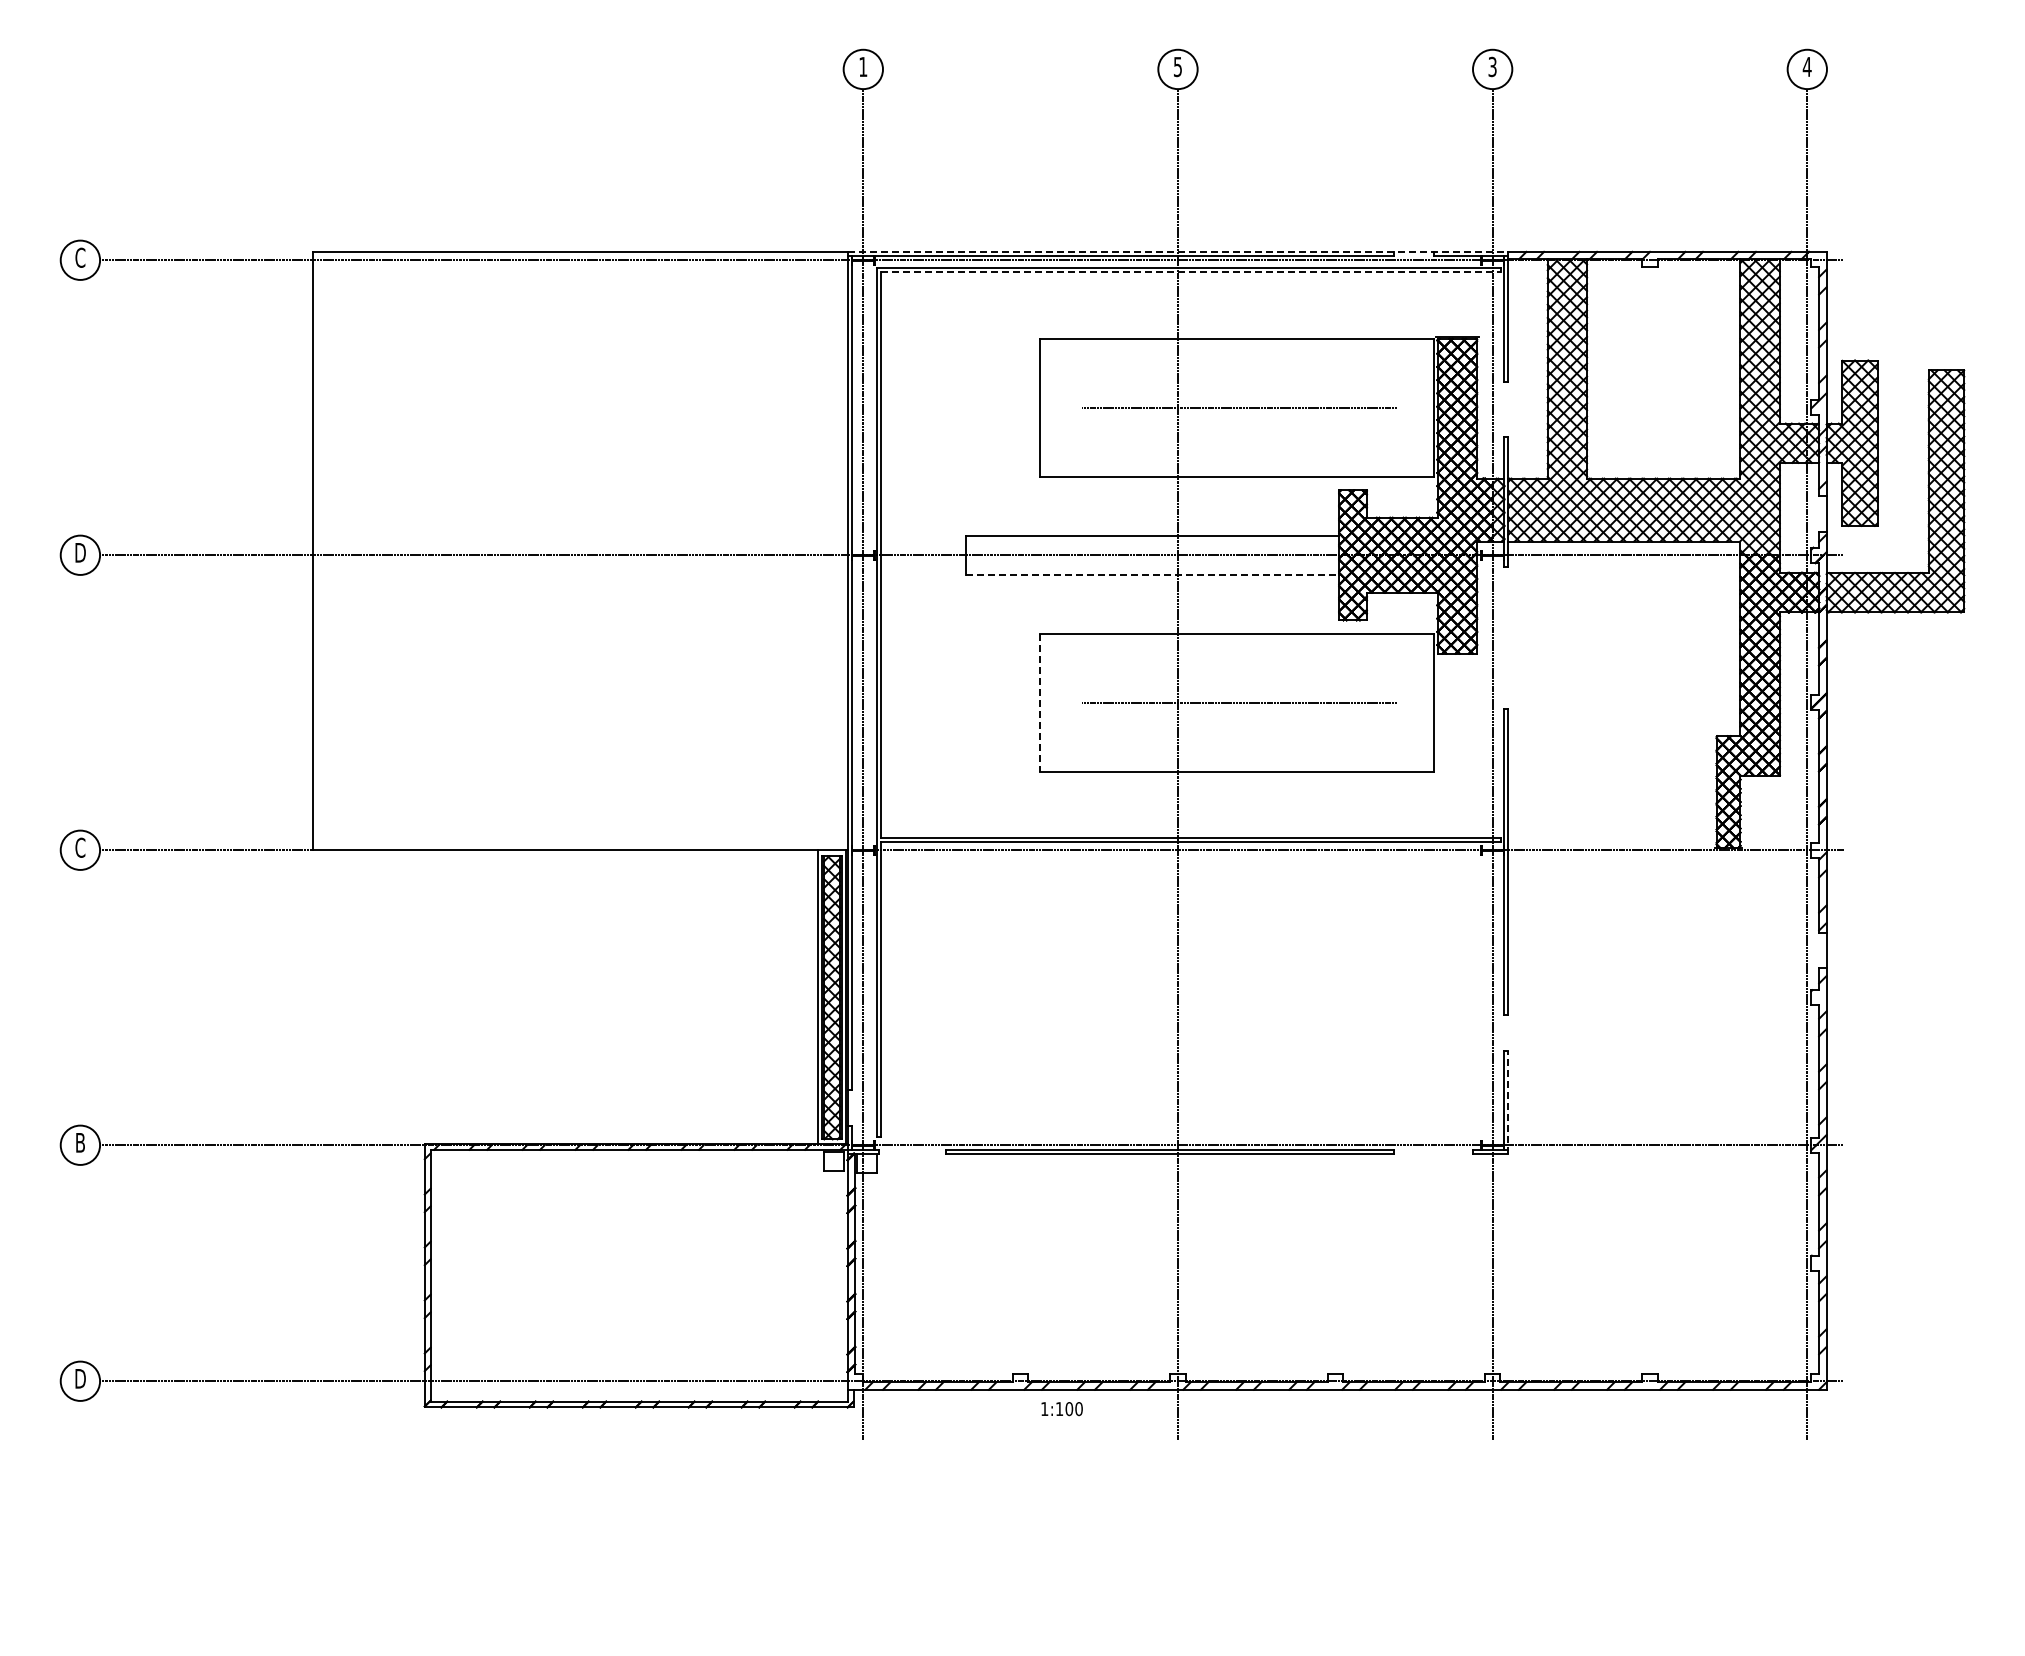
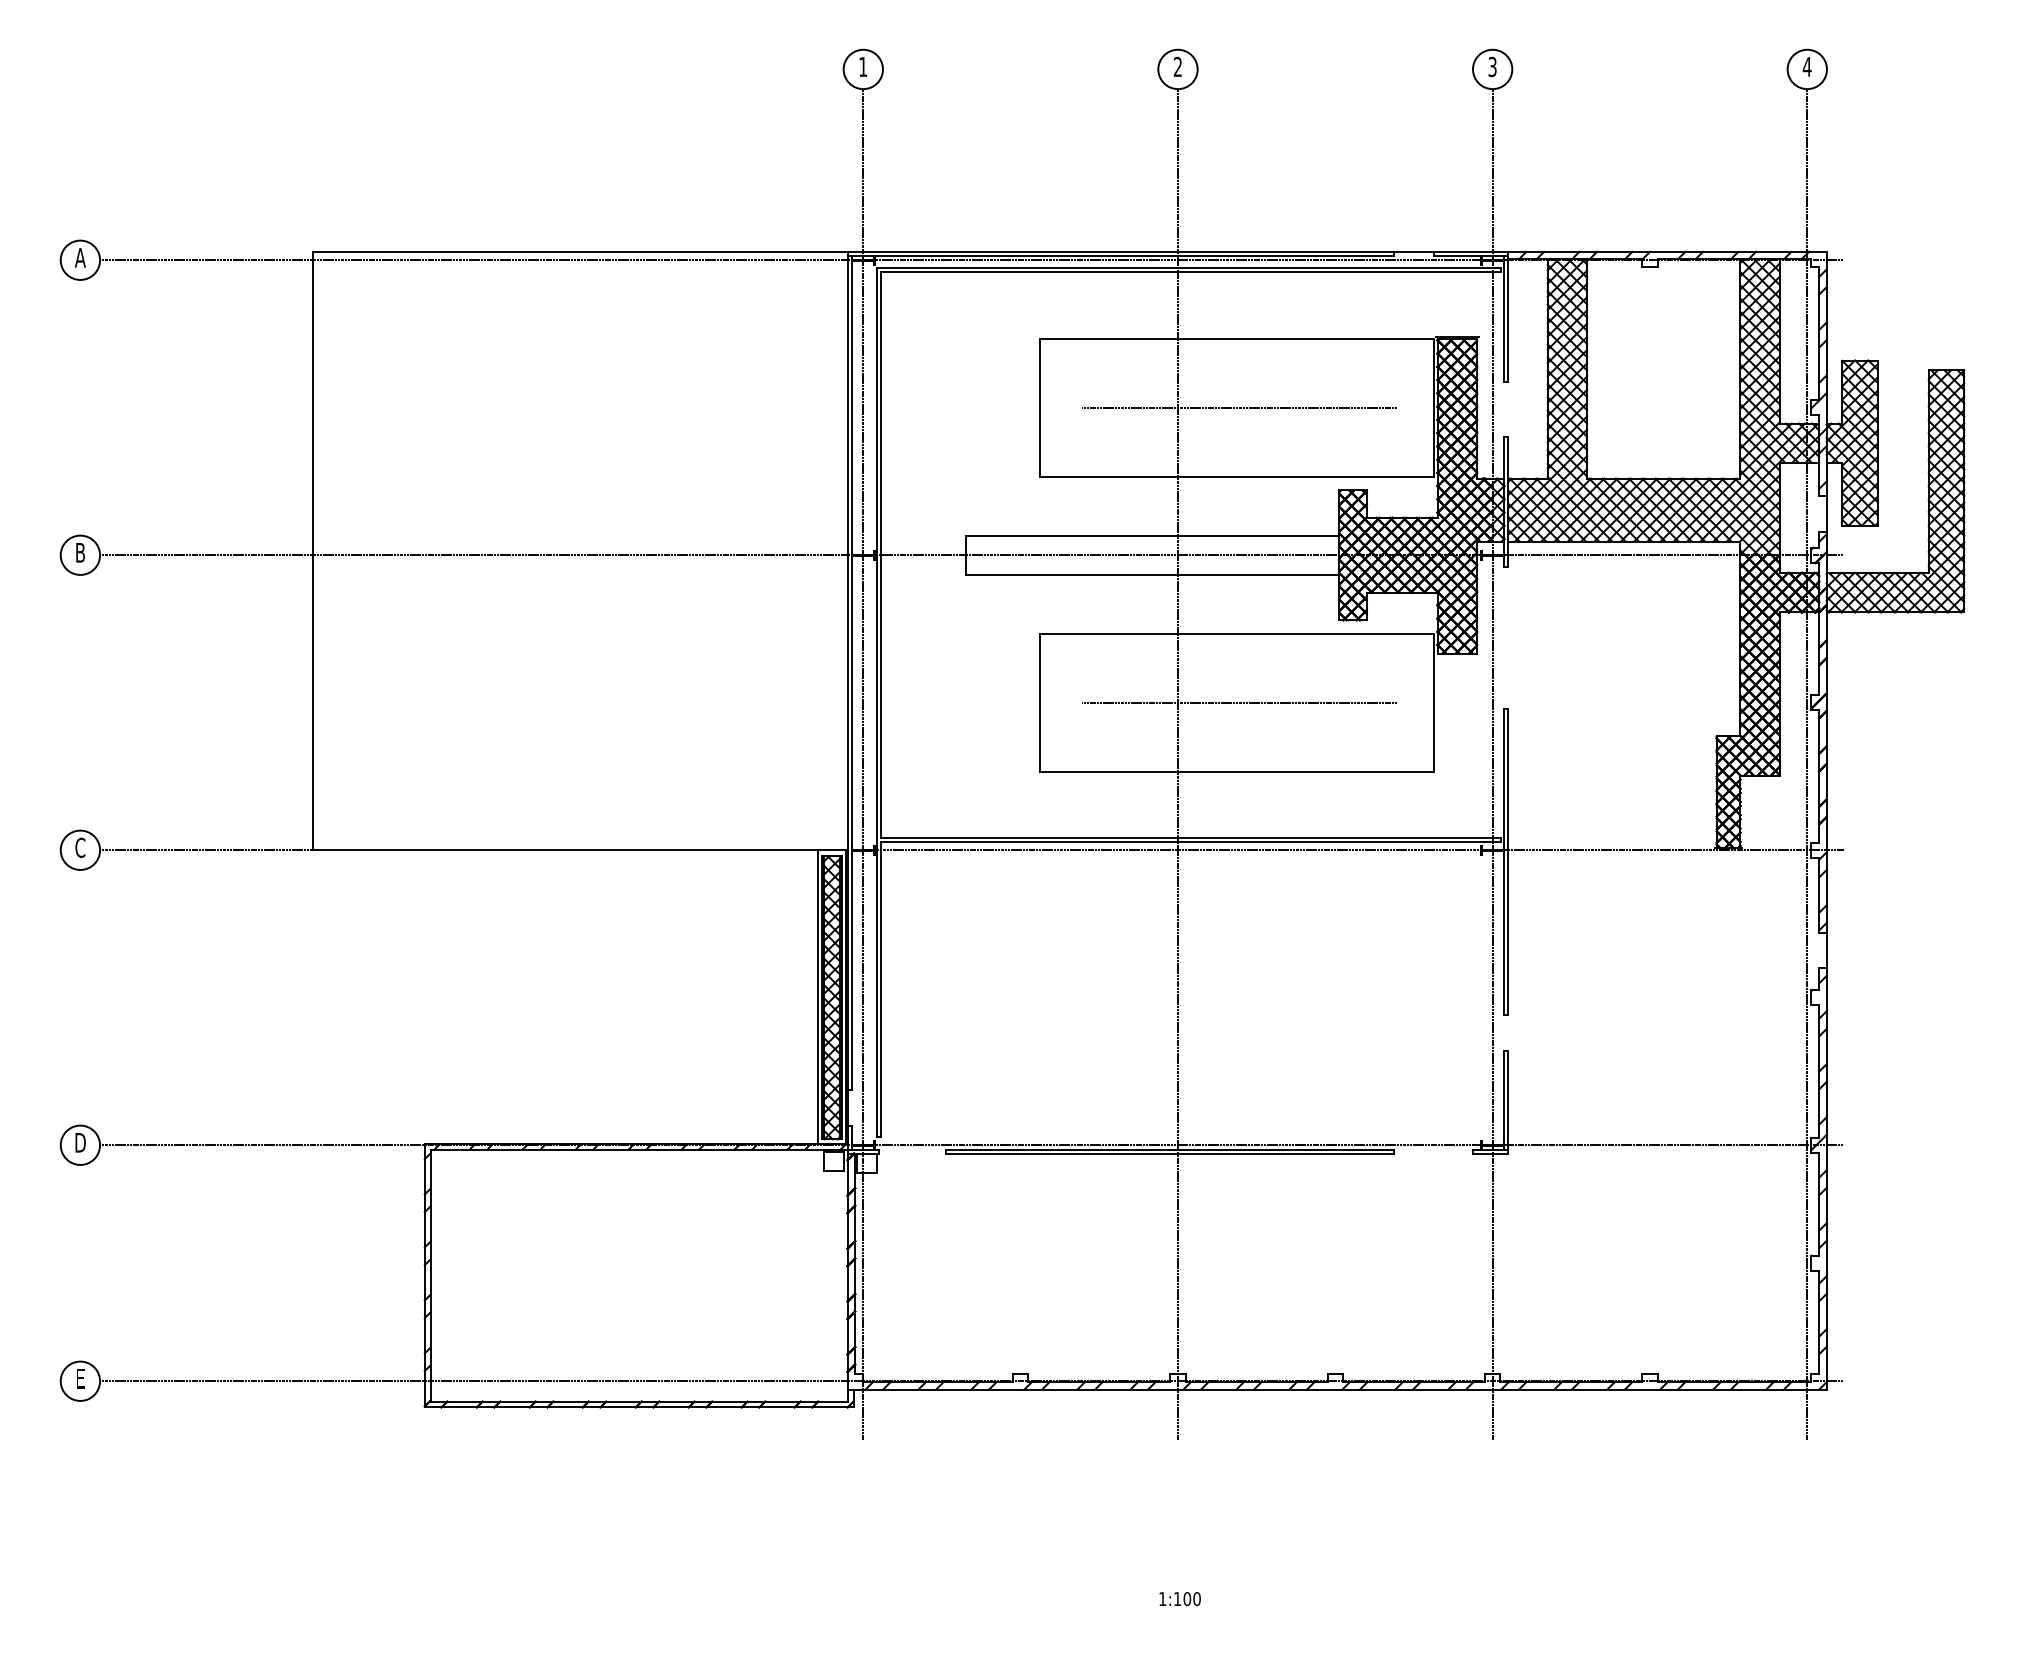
text: 5 -> 2 (1177, 66)
line: dashed -> solid (1178, 251)
text: C -> A (79, 257)
line: dashed -> solid (1190, 272)
text: D -> B (80, 552)
line: dashed -> solid (1152, 574)
line: dashed -> solid (1040, 702)
line: dashed -> solid (1508, 1101)
text: B -> D (80, 1142)
text: D -> E (80, 1378)
text position: (1061, 1409) -> (1179, 1599) (1179, 1599)
